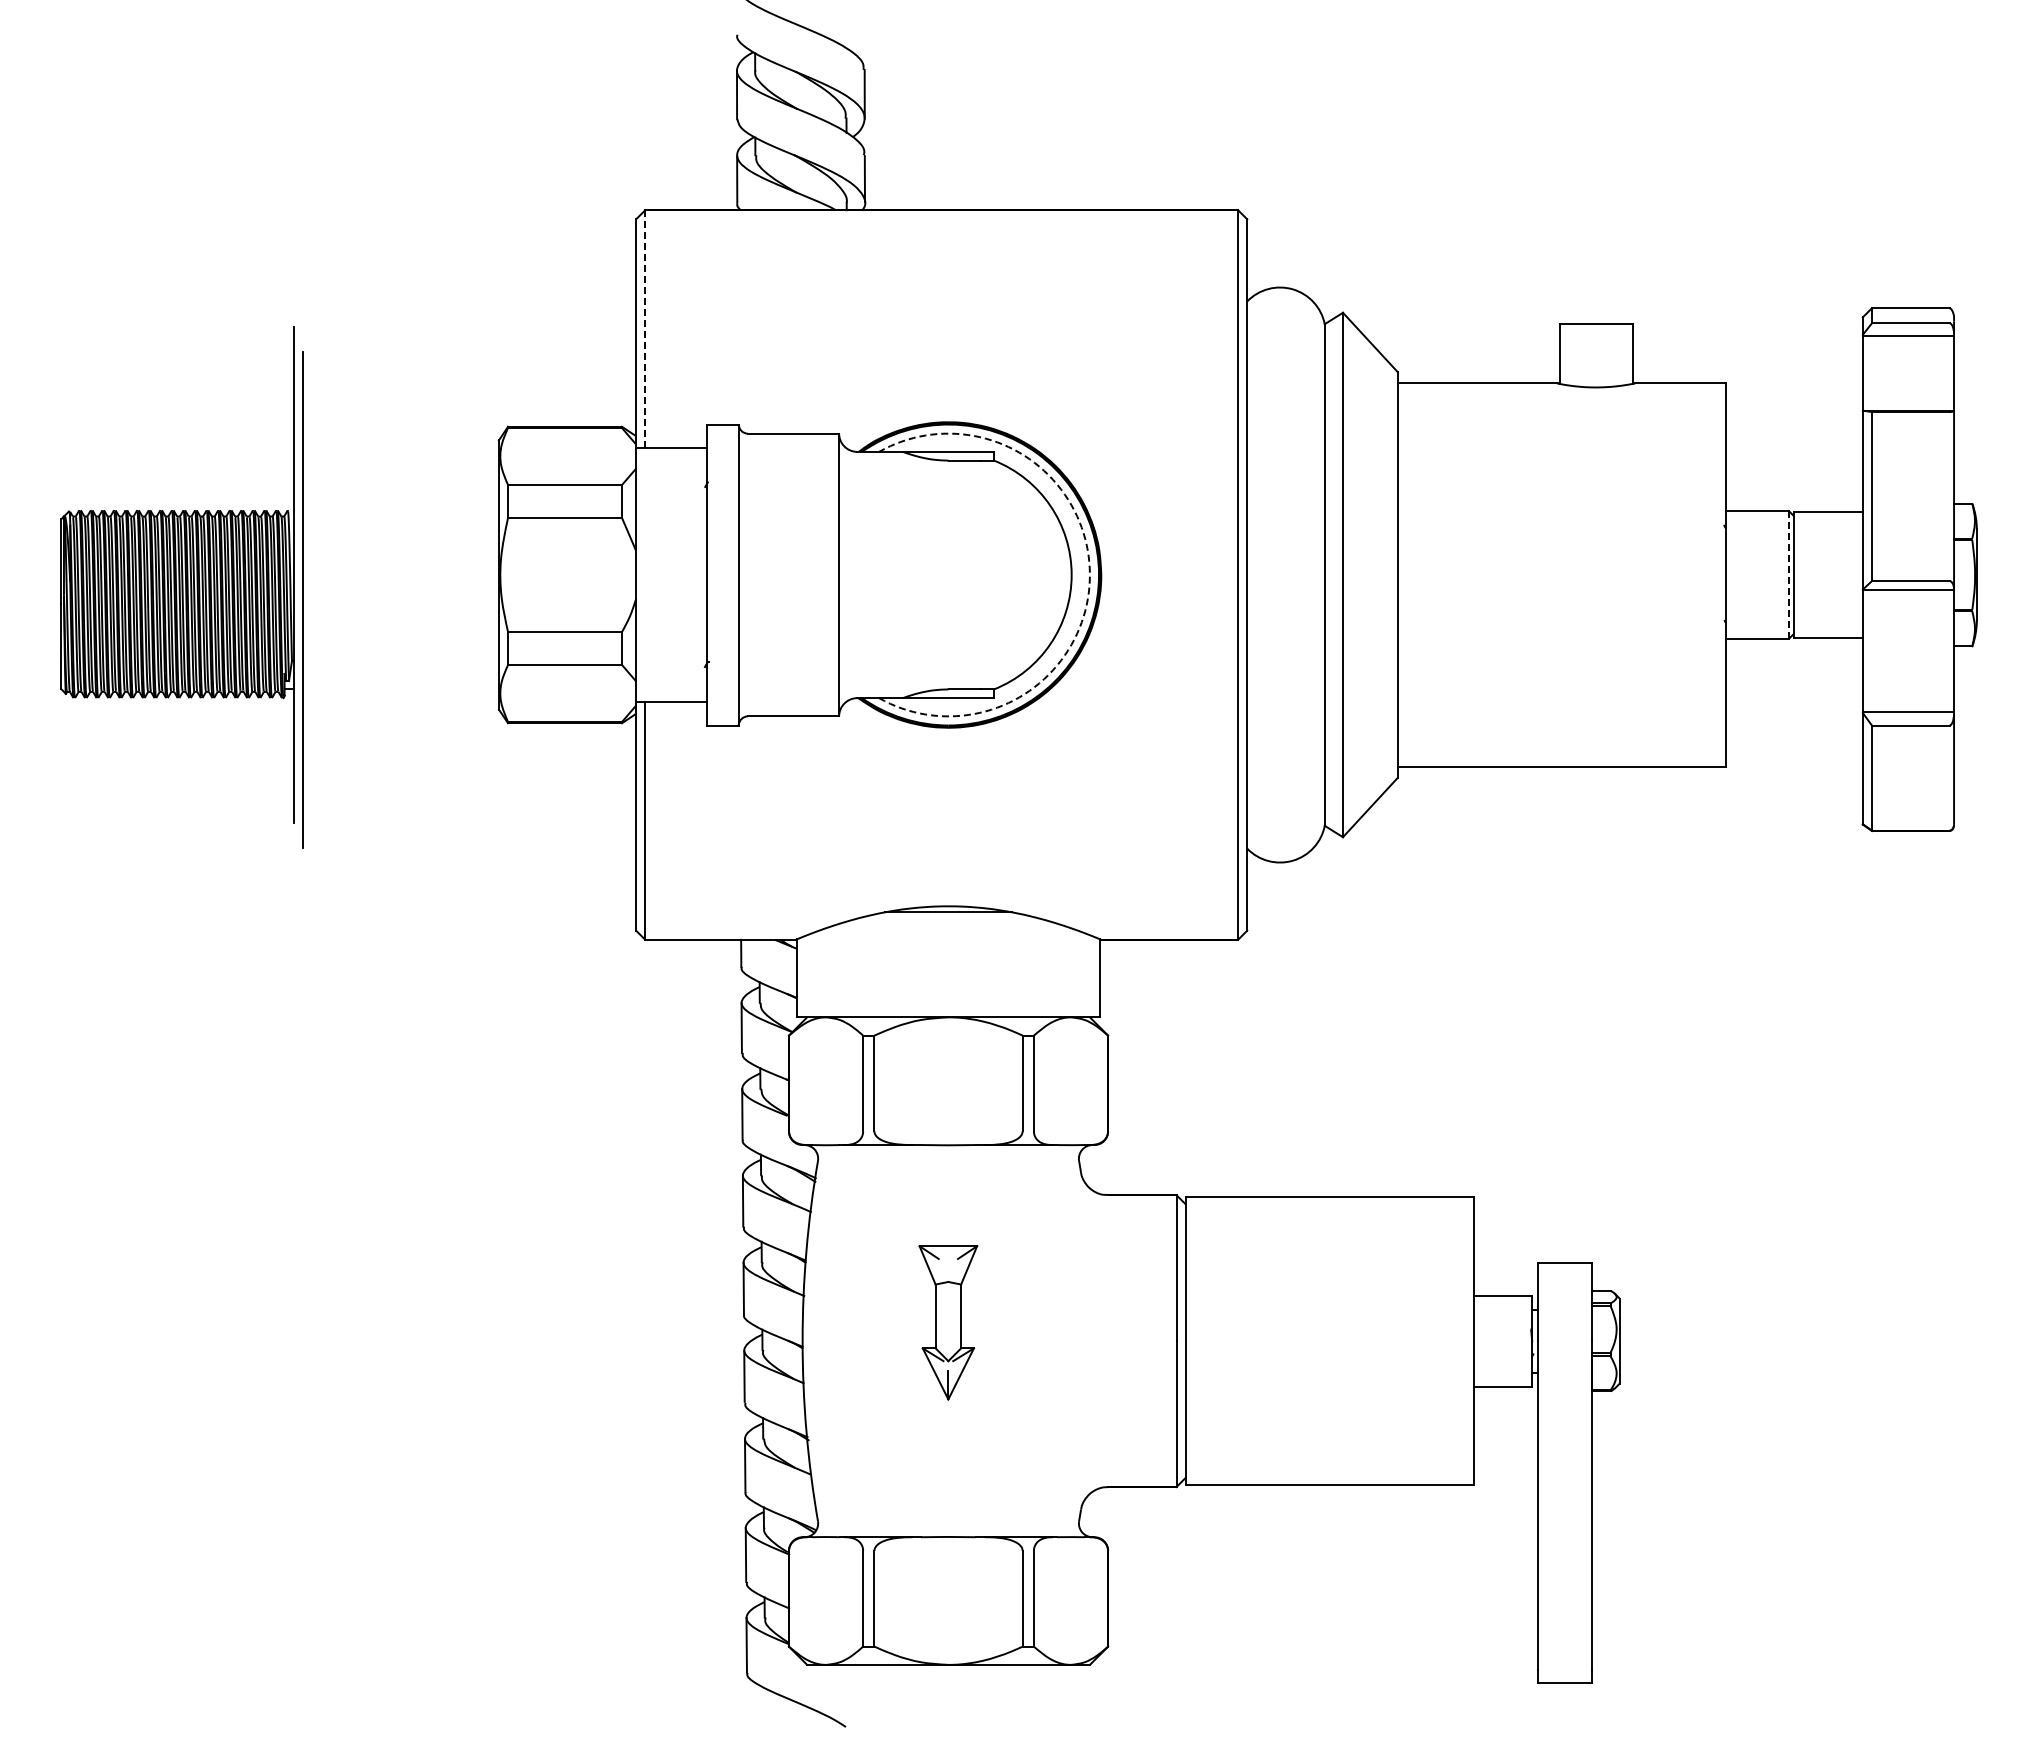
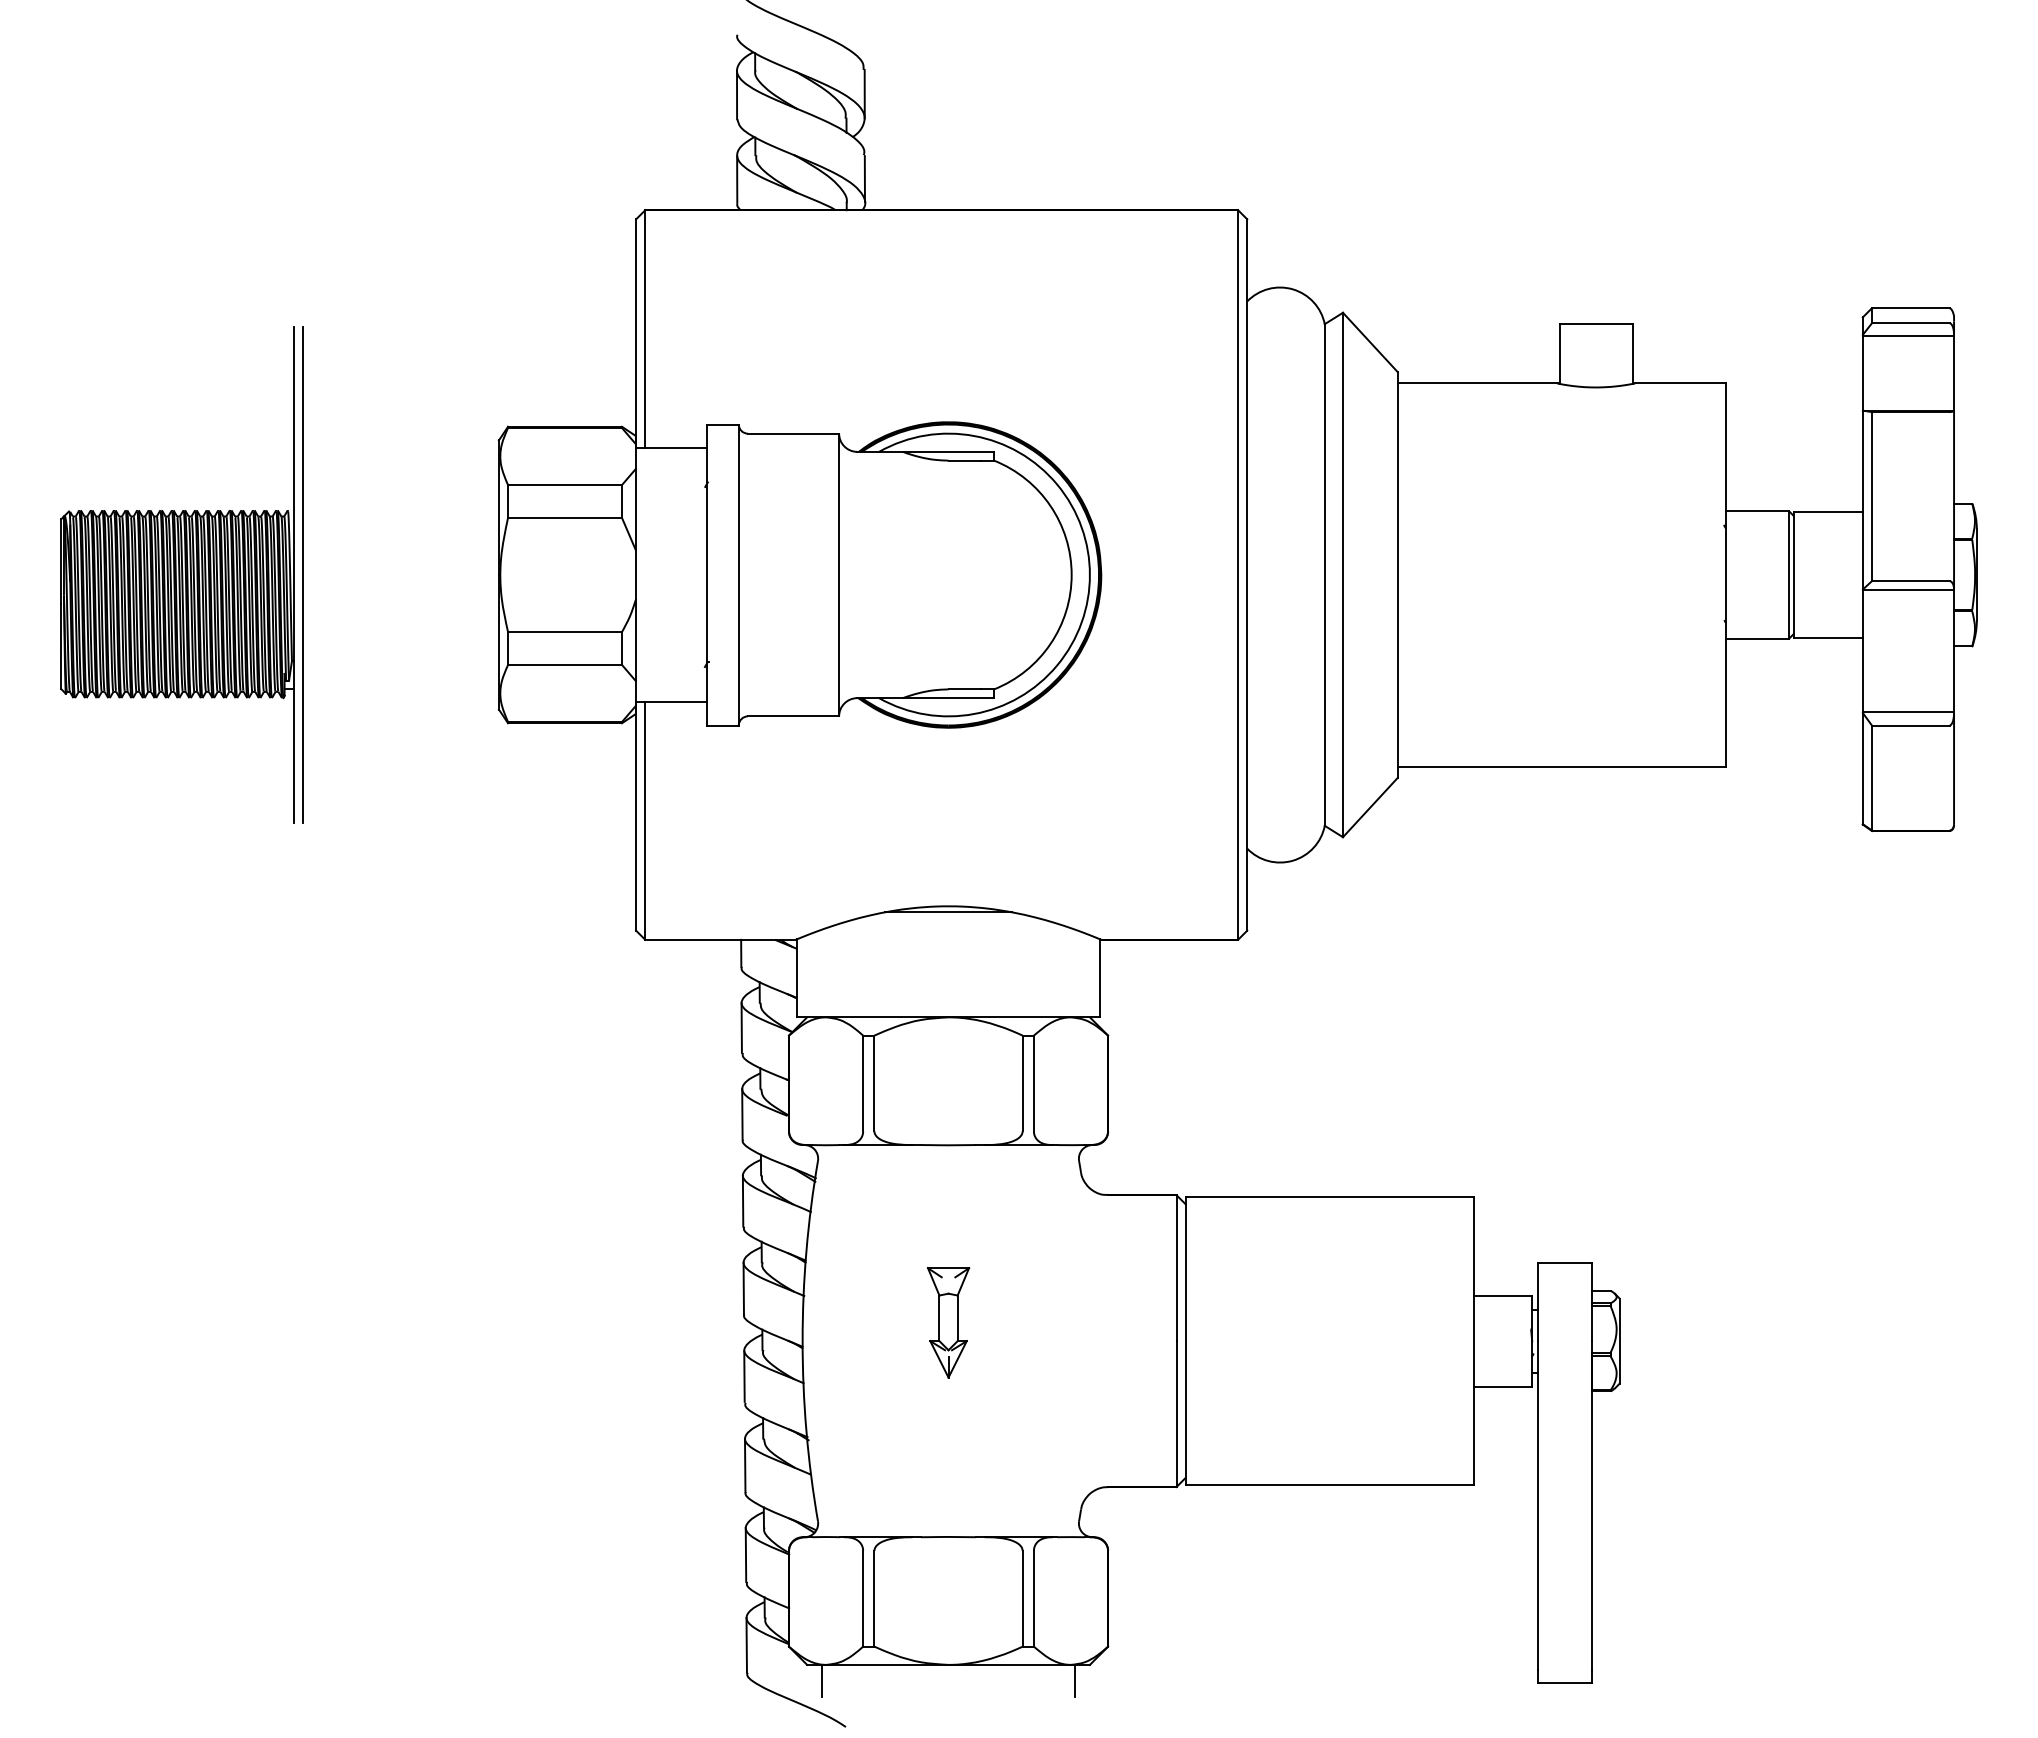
line: dashed -> solid (645, 328)
arc: dashed -> solid (1089, 575)
line: dashed -> solid (1788, 575)
line position: (302, 599) -> (302, 574) (302, 574)
part size: 61x156 px -> 44x112 px (948, 1322)
line: none -> present (822, 1680)
line: none -> present (1074, 1680)
